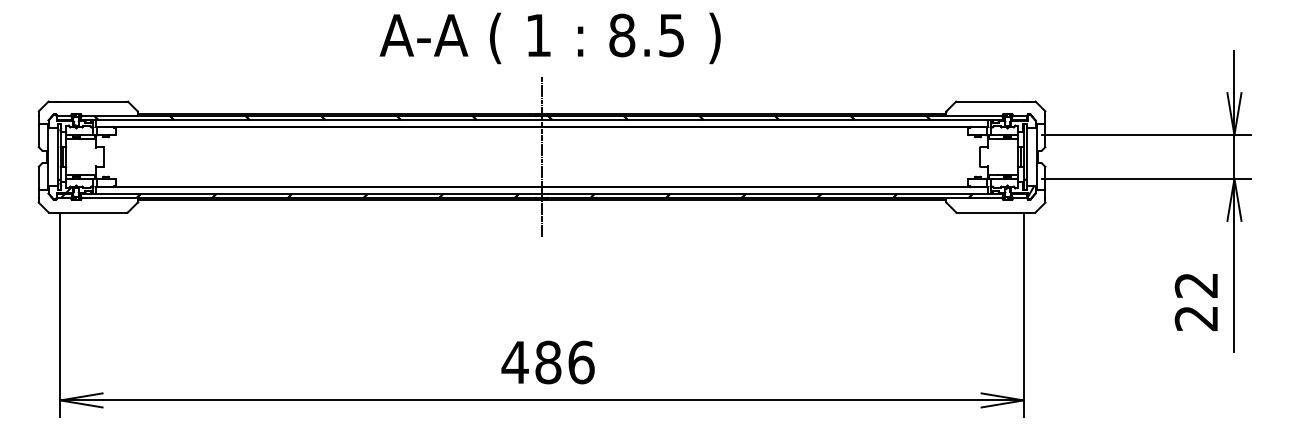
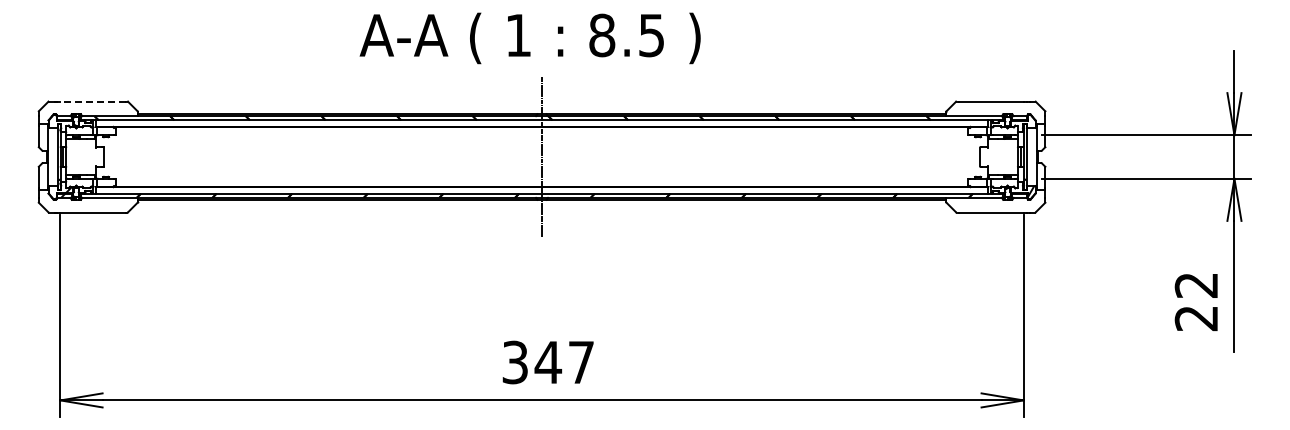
text position: (549, 38) -> (529, 38) (529, 38)
line: solid -> dashed (92, 101)
text: 486 -> 347 (547, 362)
